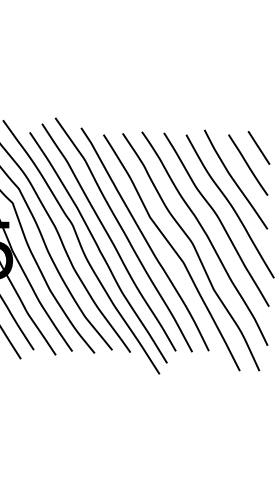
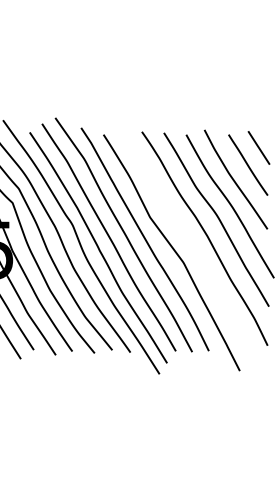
curve: present -> none (194, 250)
